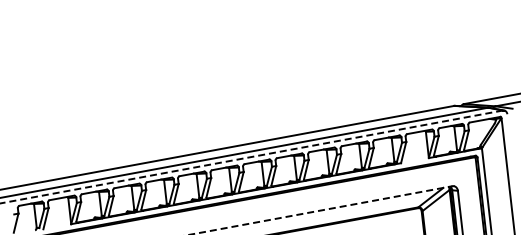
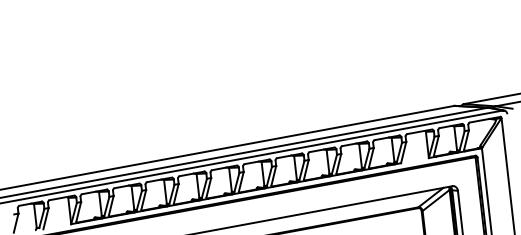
line: dashed -> solid (251, 157)
line: dashed -> solid (320, 210)
